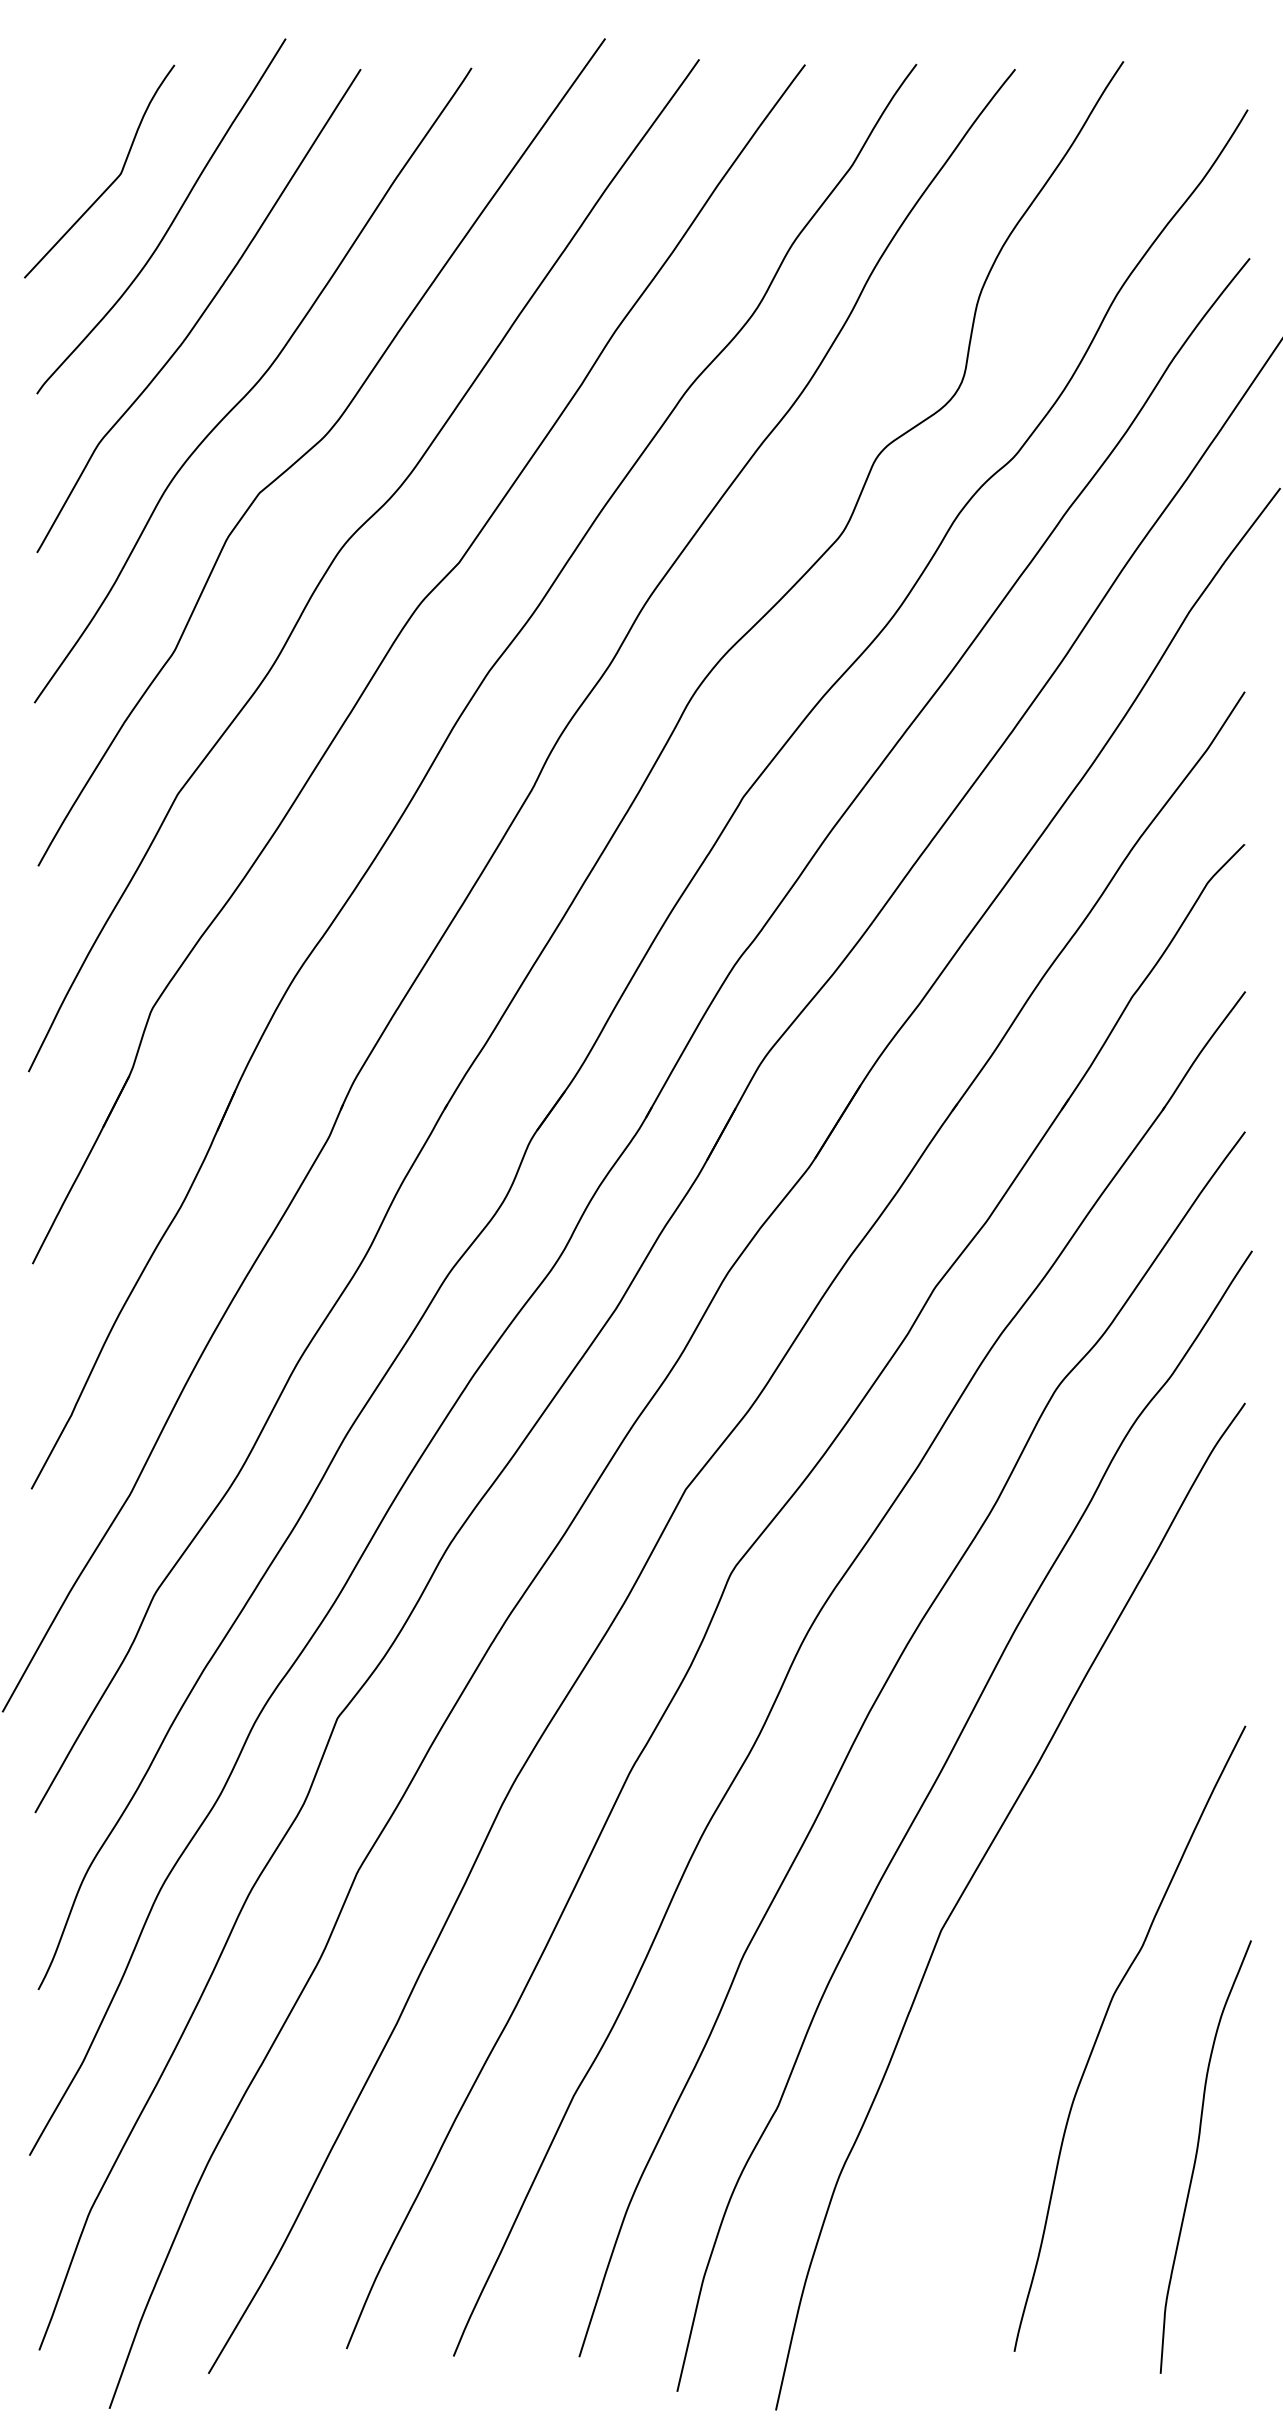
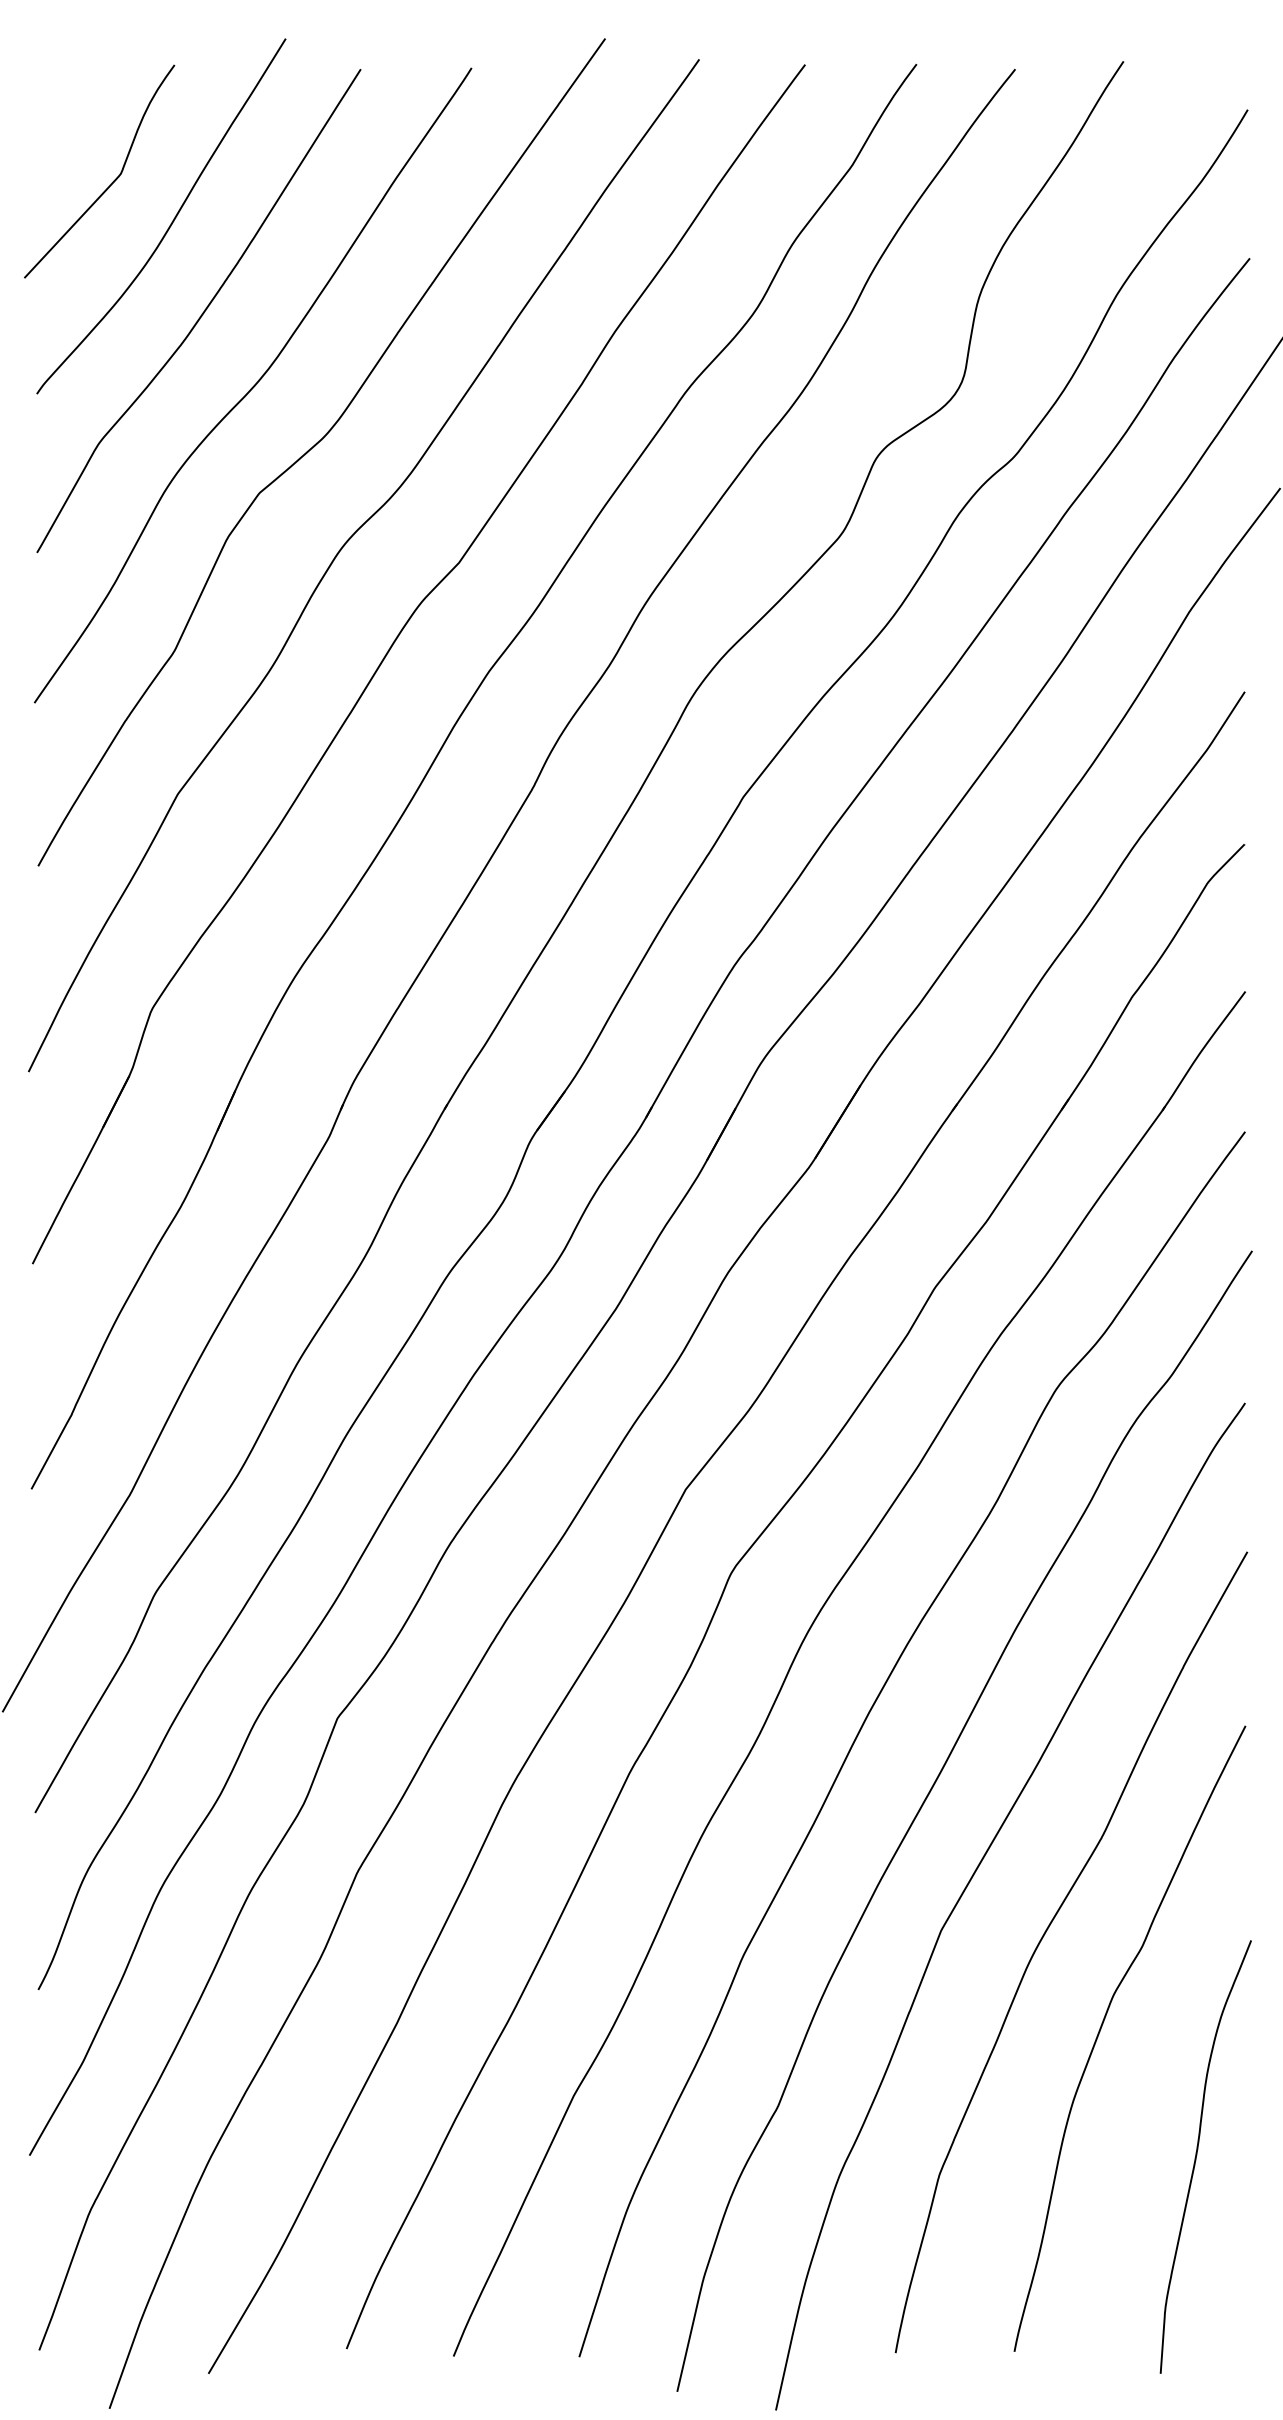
curve: none -> present (1044, 1936)
